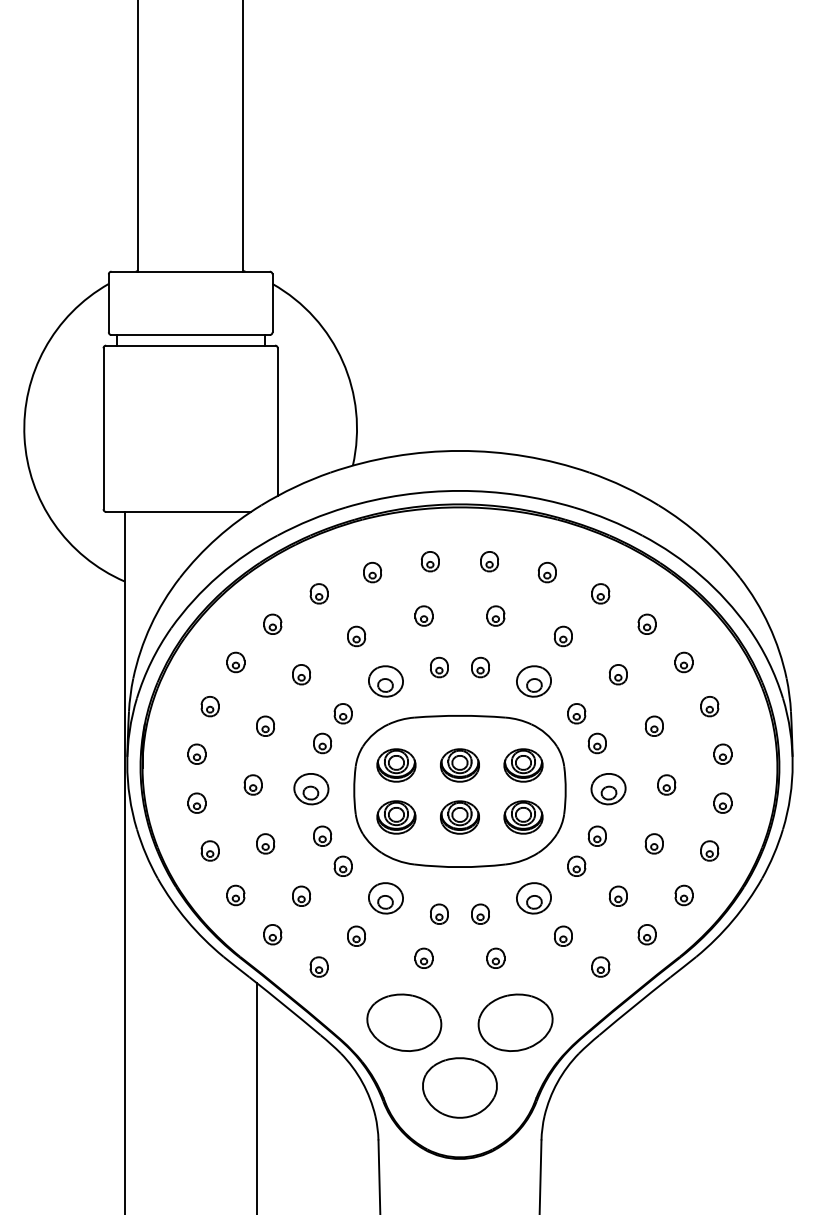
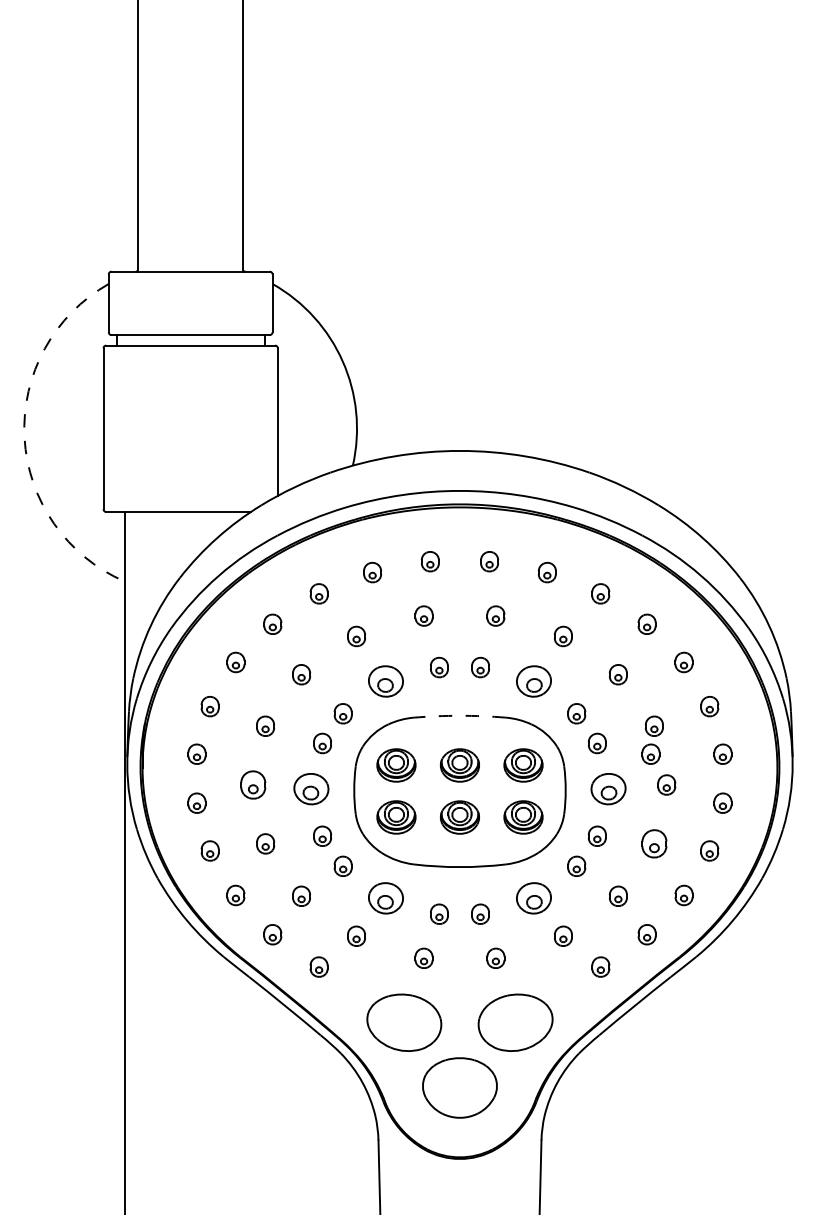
arc: solid -> dashed (24, 437)
arc: solid -> dashed (459, 715)
part: none -> present (650, 753)
part size: 20x22 px -> 27x30 px (253, 784)
part size: 20x22 px -> 27x30 px (654, 843)
line: present -> none (256, 1096)
